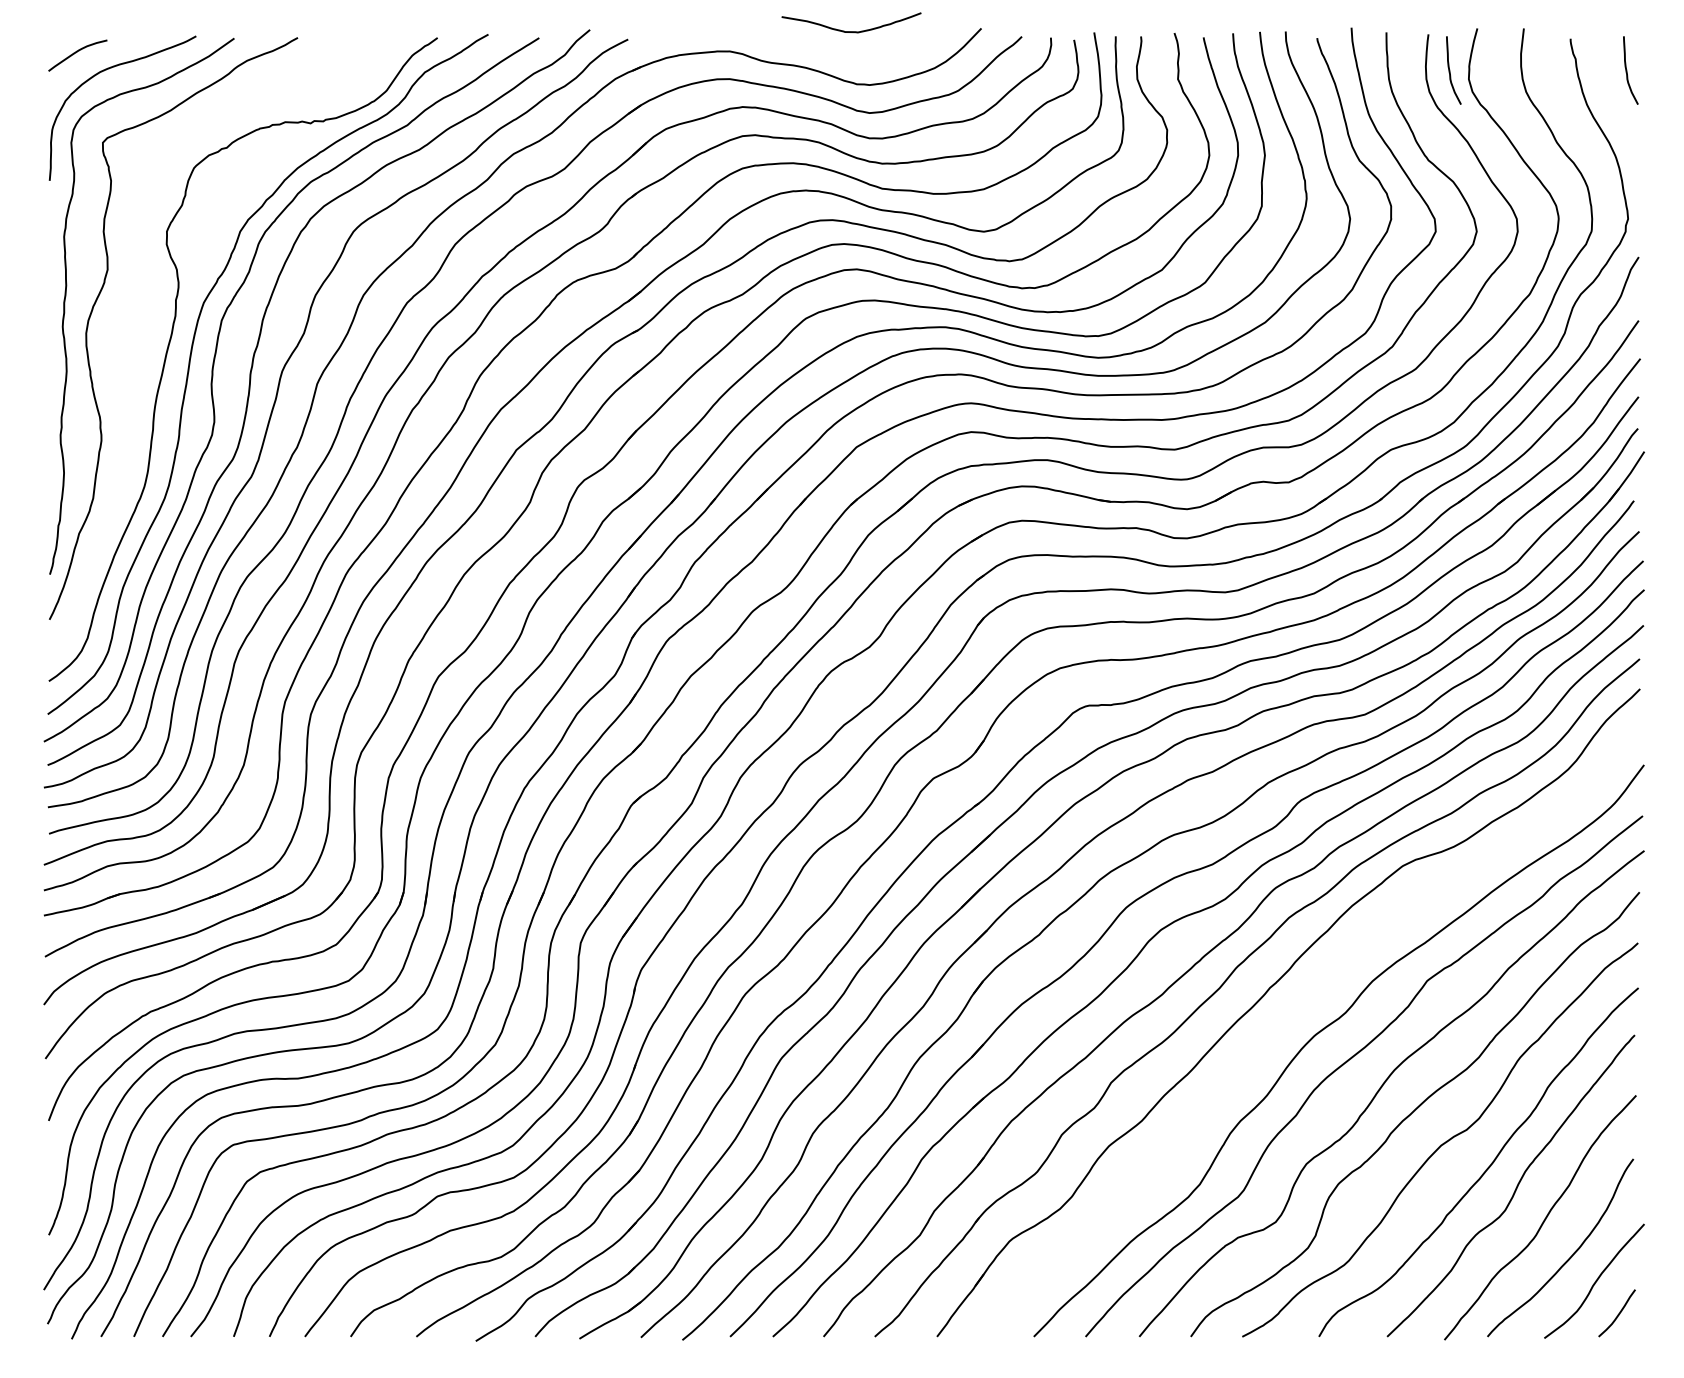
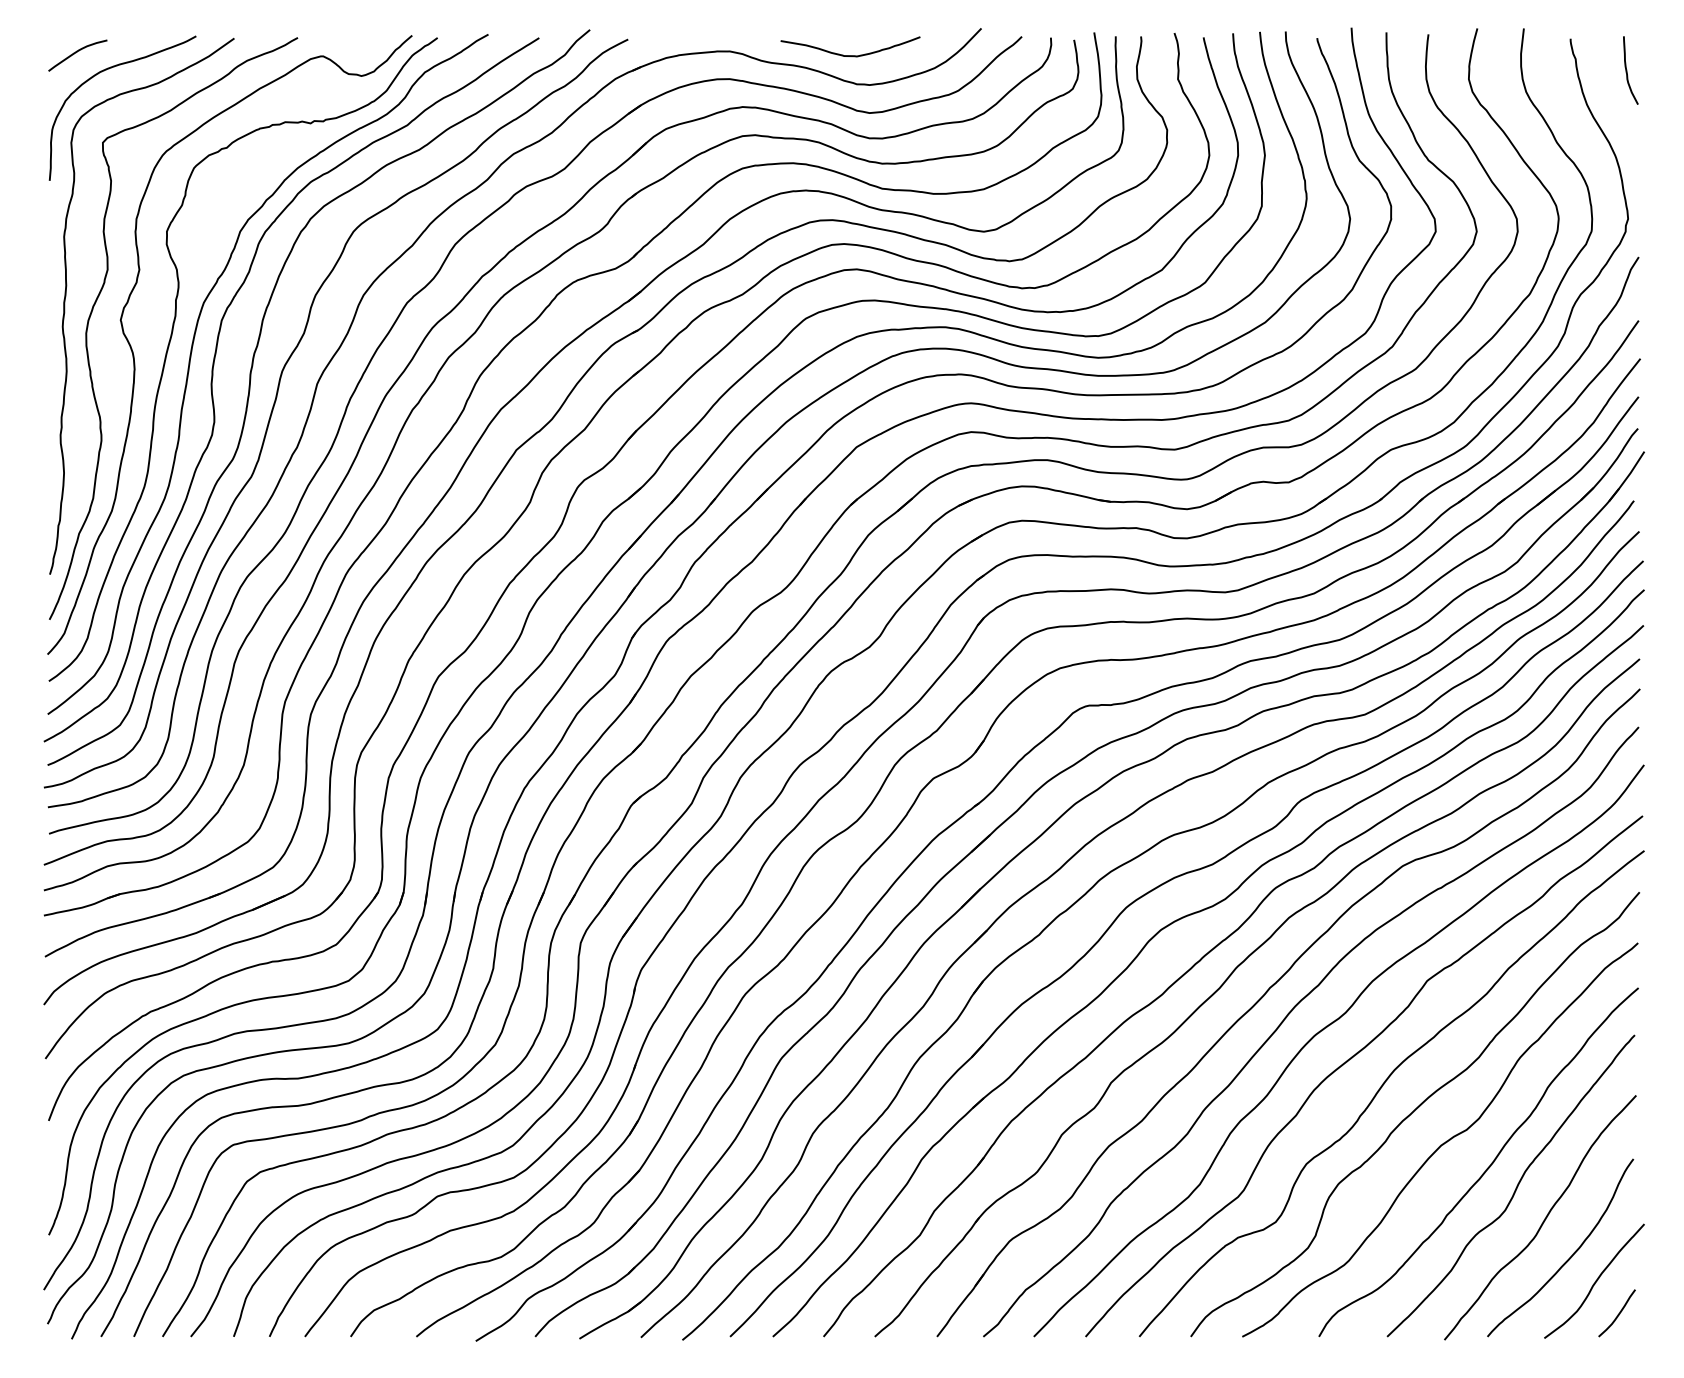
curve position: (851, 31) -> (850, 55) (850, 55)
curve: present -> none (1450, 70)
curve: none -> present (134, 355)
curve: none -> present (1292, 1011)
